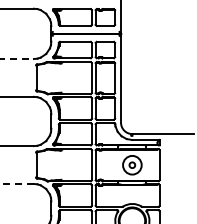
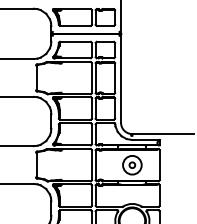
line: dashed -> solid (17, 59)
line: dashed -> solid (16, 183)
